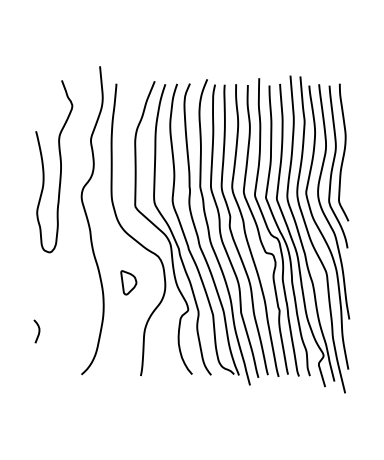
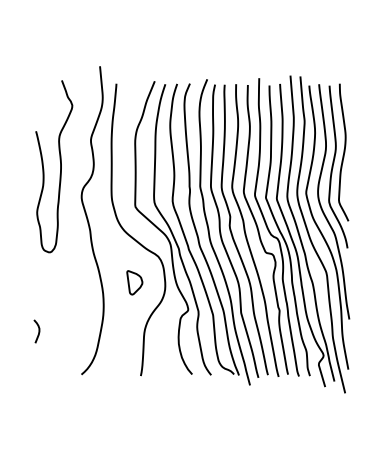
part position: (128, 282) -> (134, 282) (134, 282)
